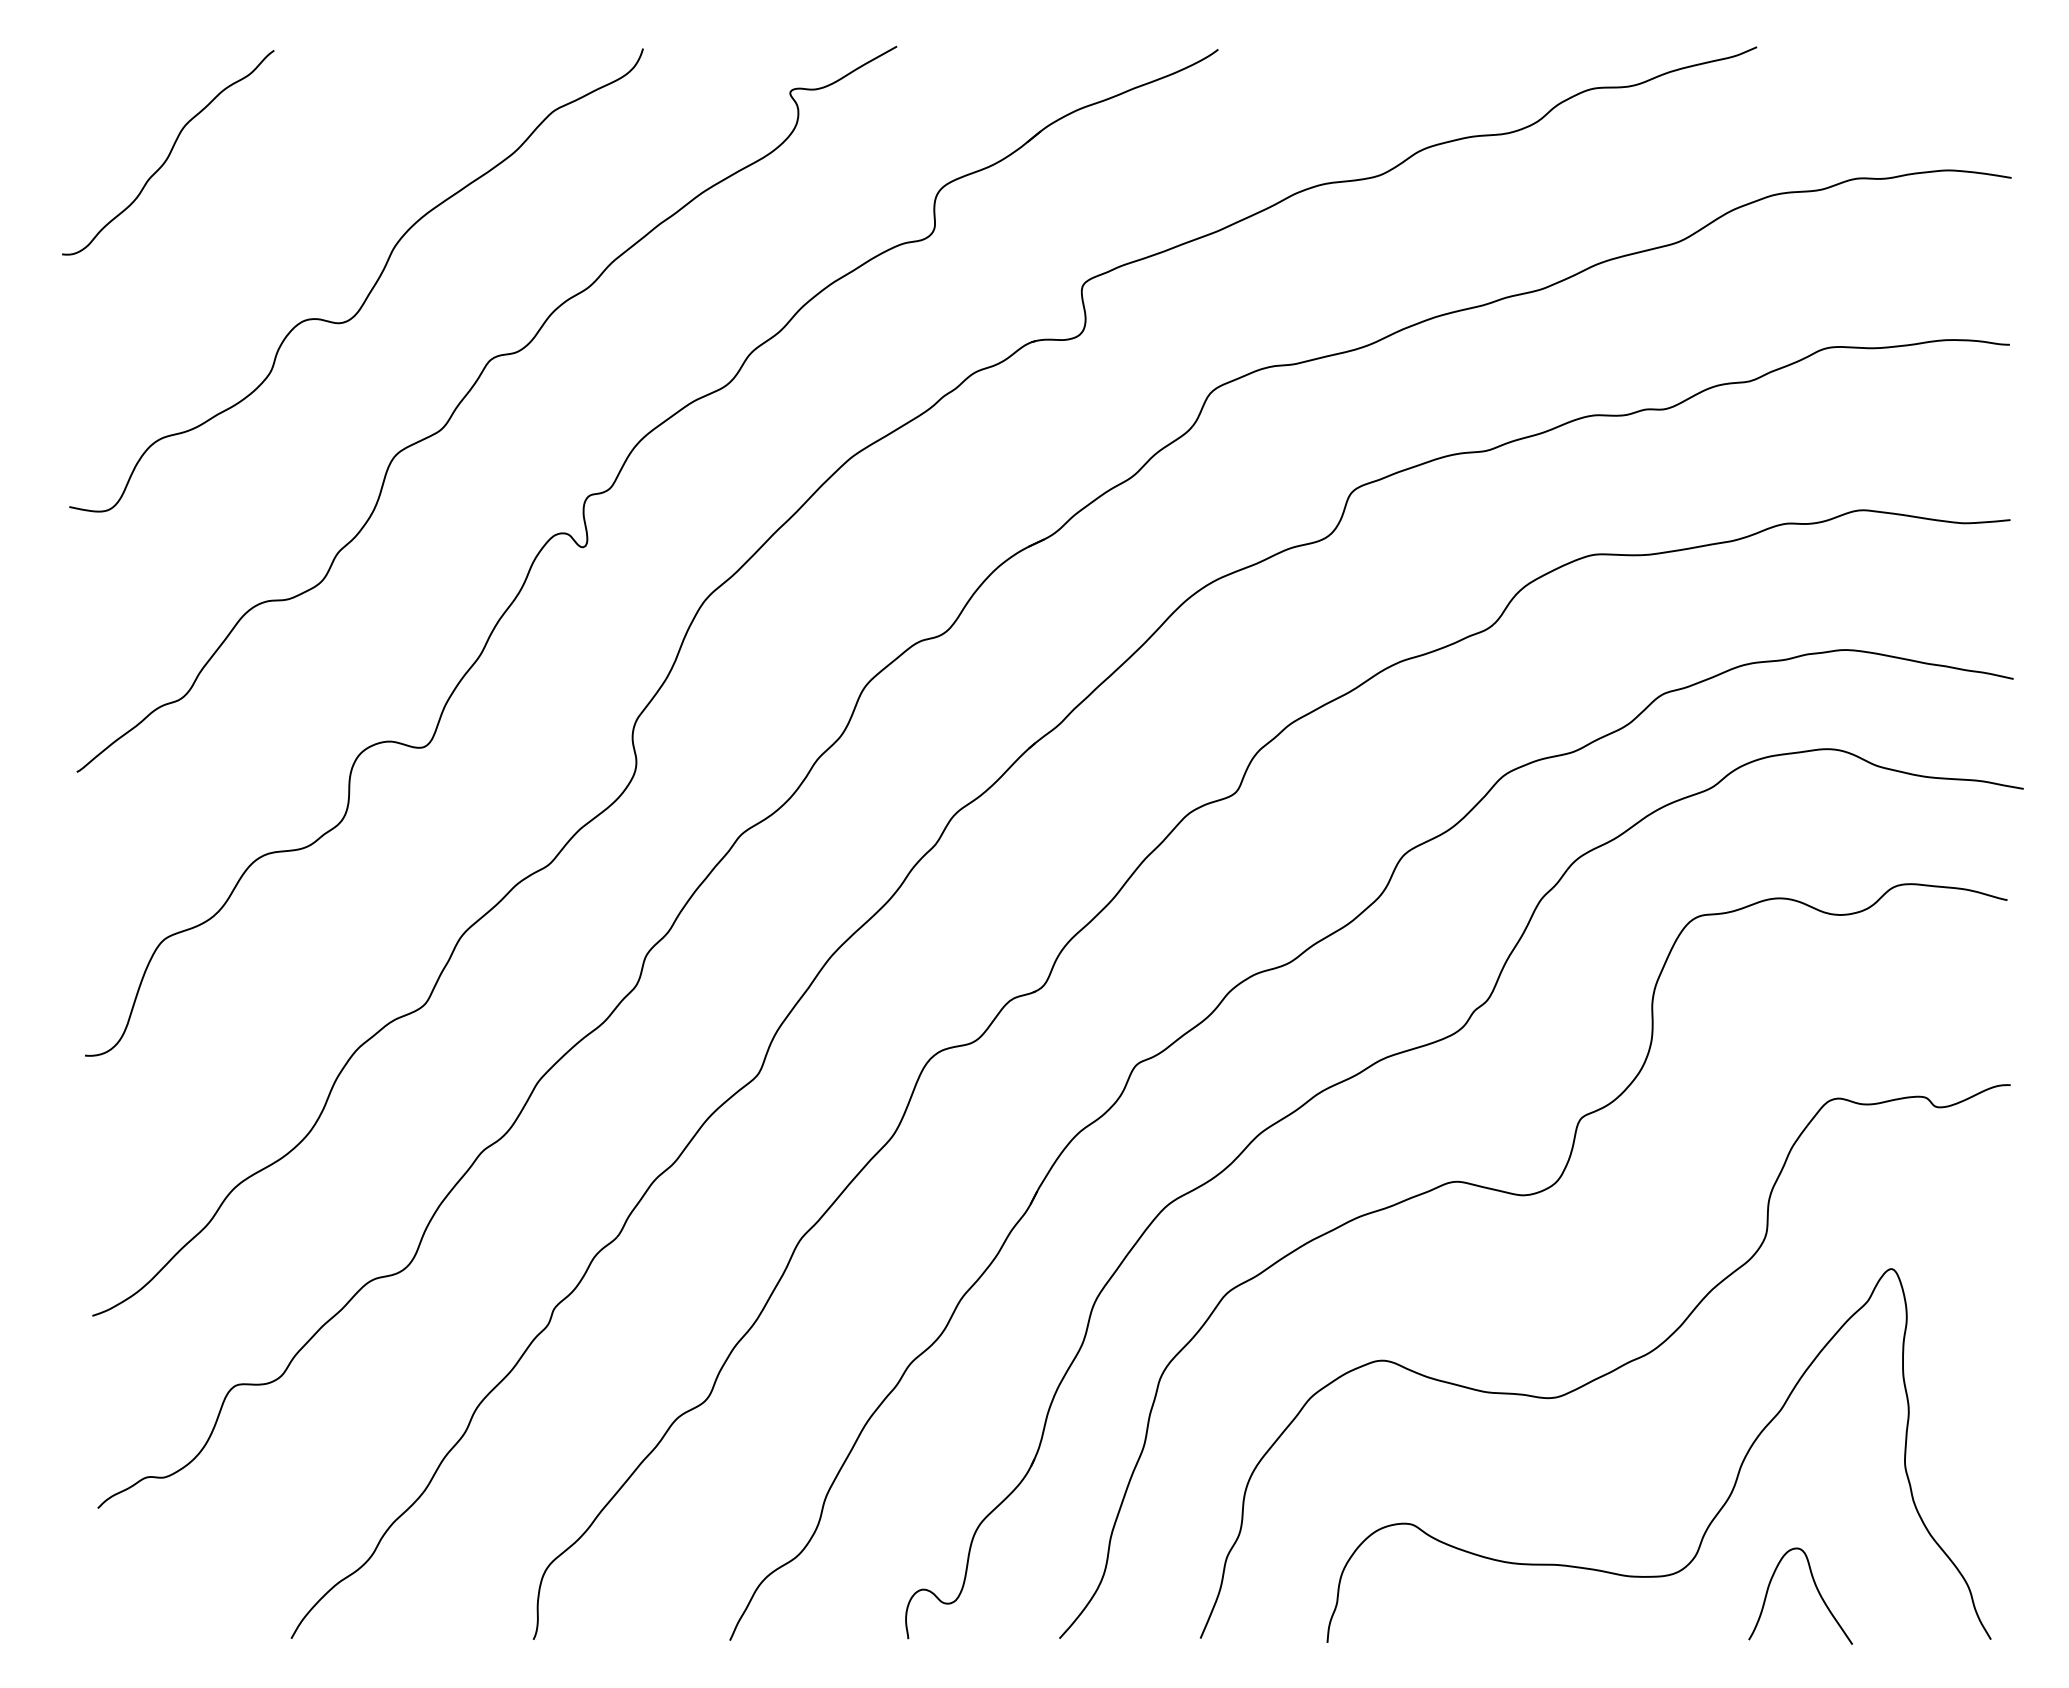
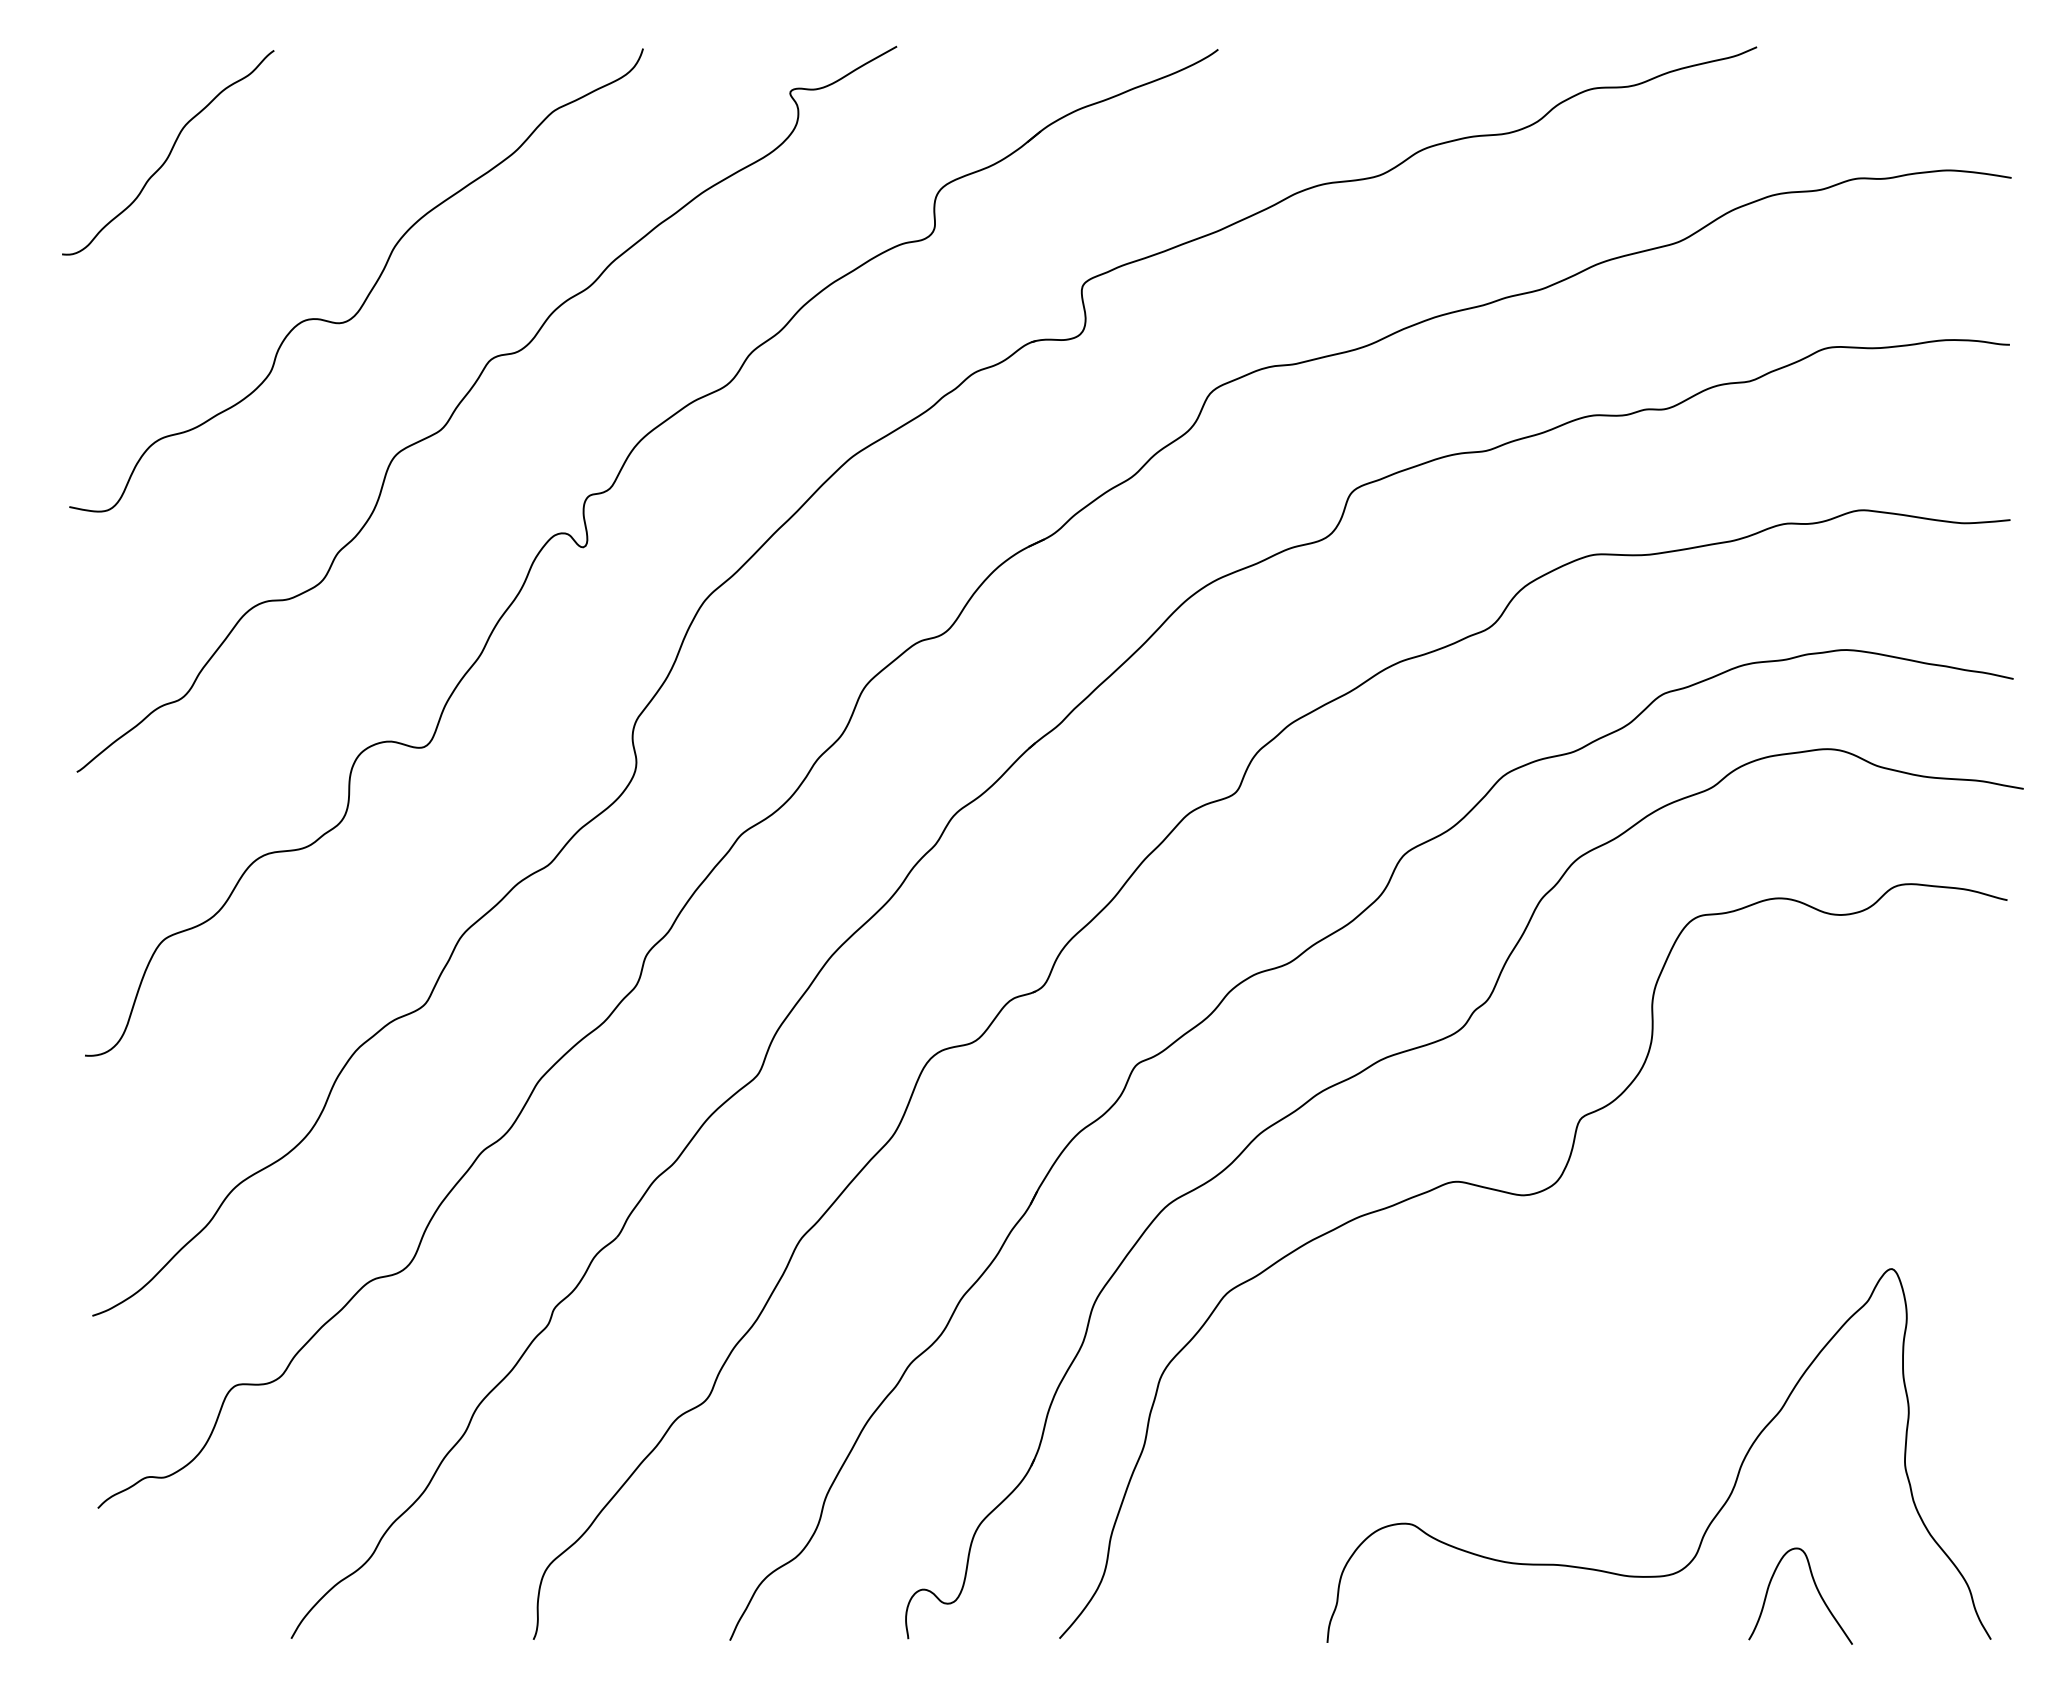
curve: present -> none (1609, 1371)
